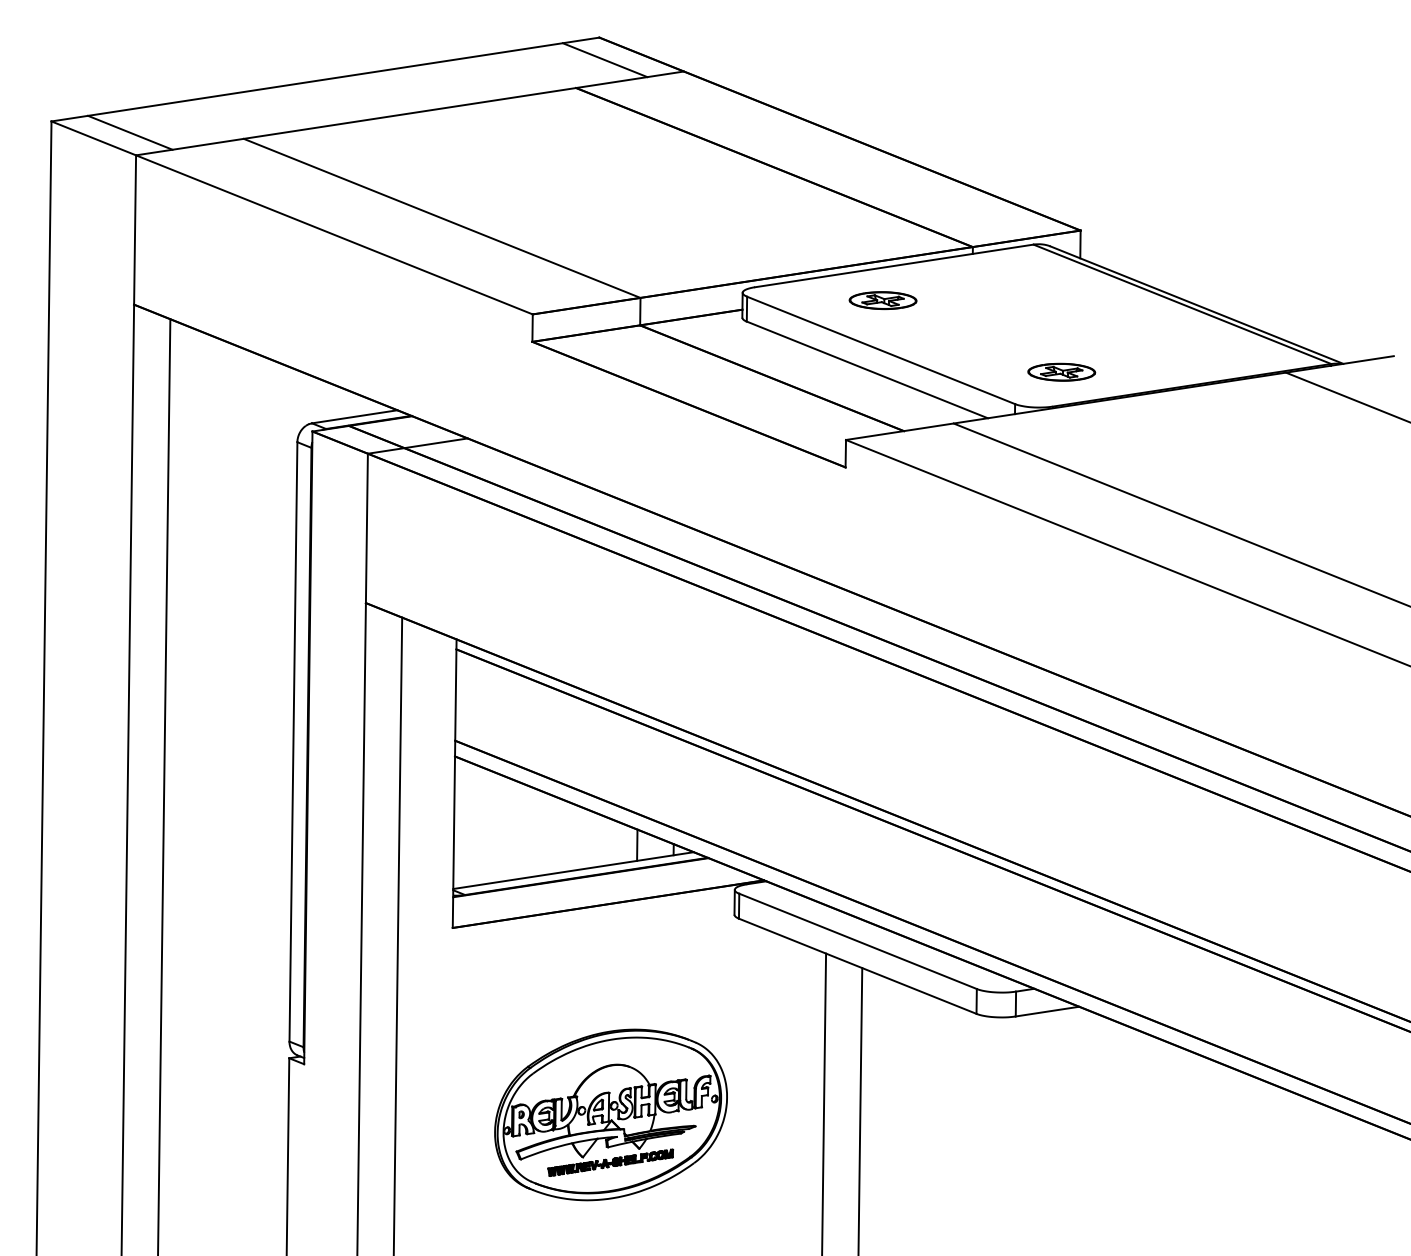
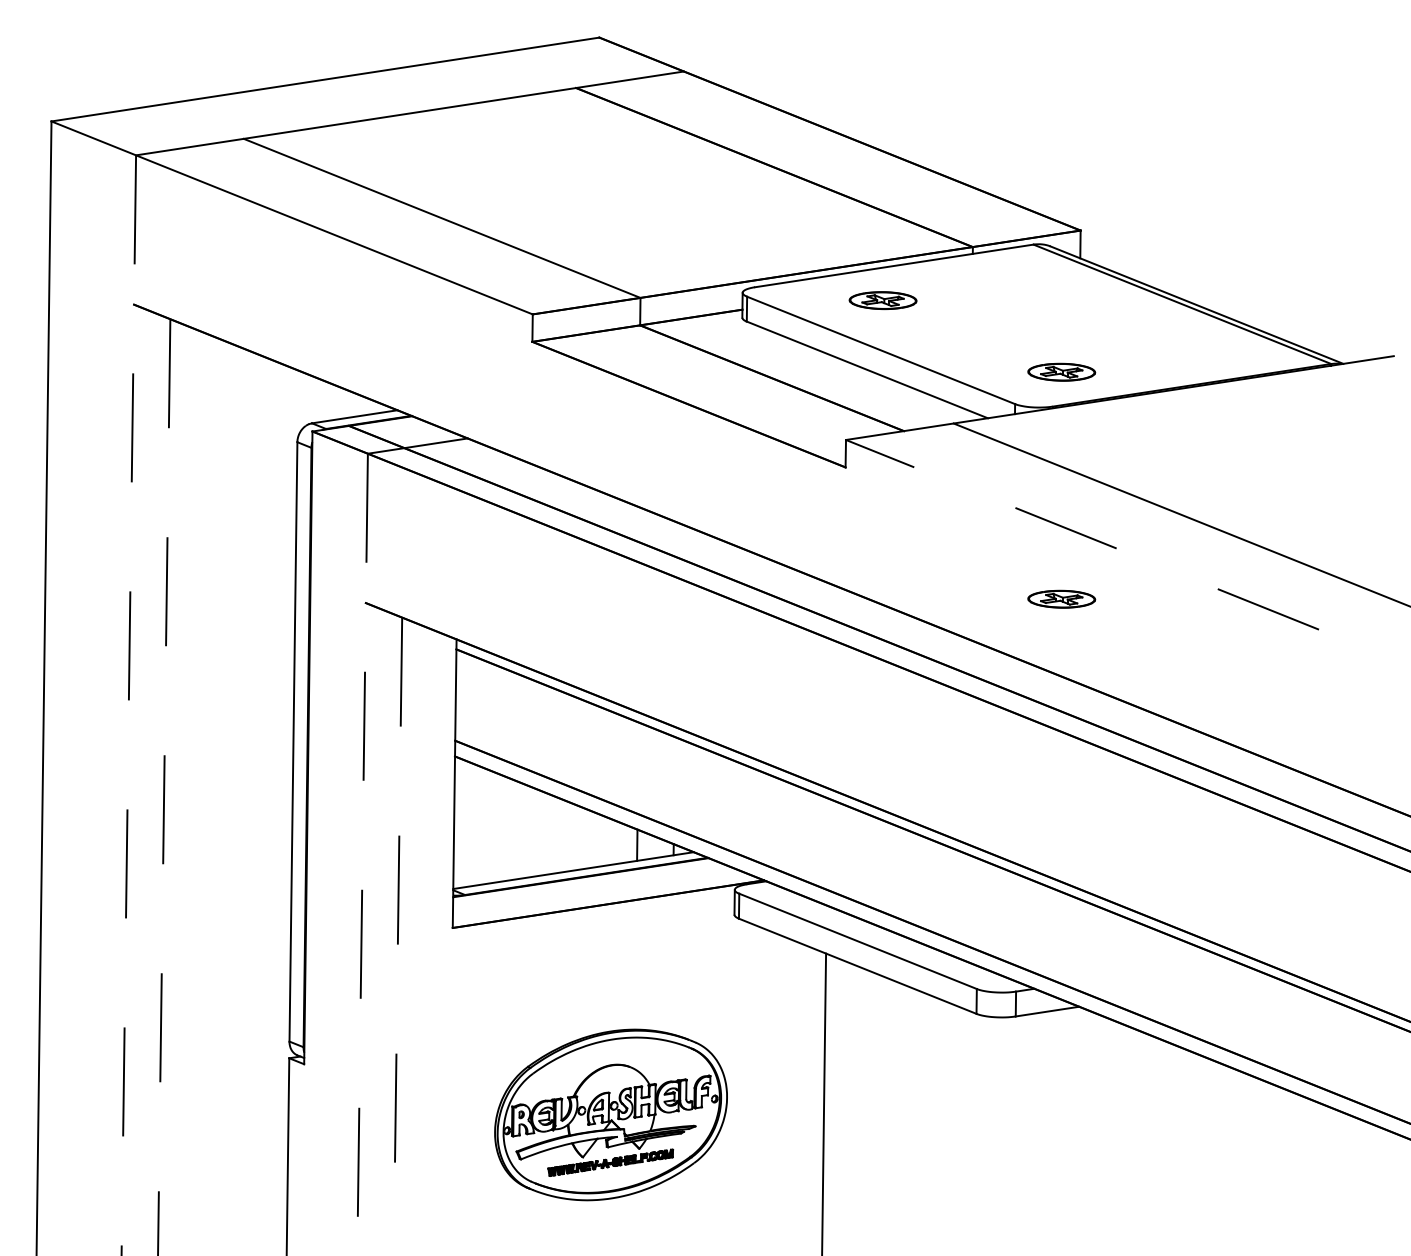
line: present -> none (604, 60)
line: present -> none (130, 132)
line: present -> none (1346, 396)
line: solid -> dashed (1128, 553)
part: none -> present (1061, 598)
line: solid -> dashed (128, 705)
line: solid -> dashed (164, 787)
line: solid -> dashed (362, 854)
line: solid -> dashed (397, 936)
line: present -> none (860, 1110)
